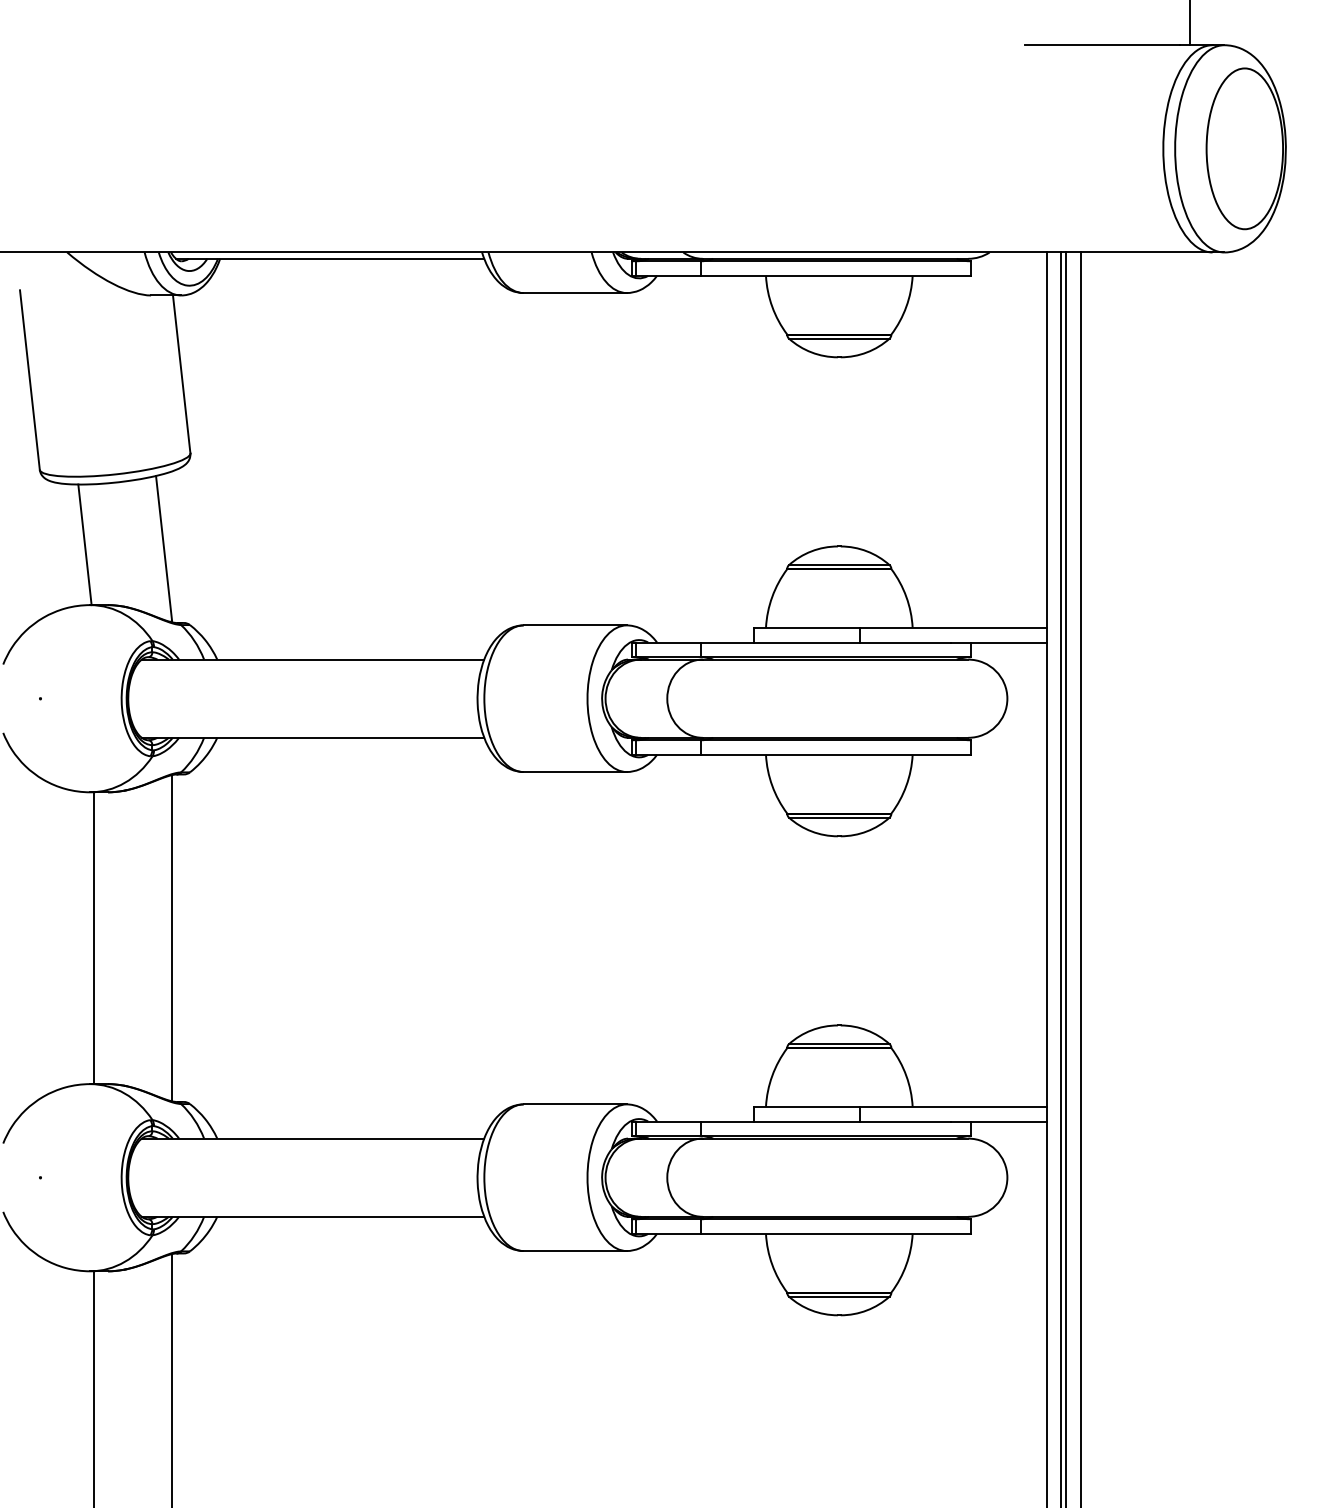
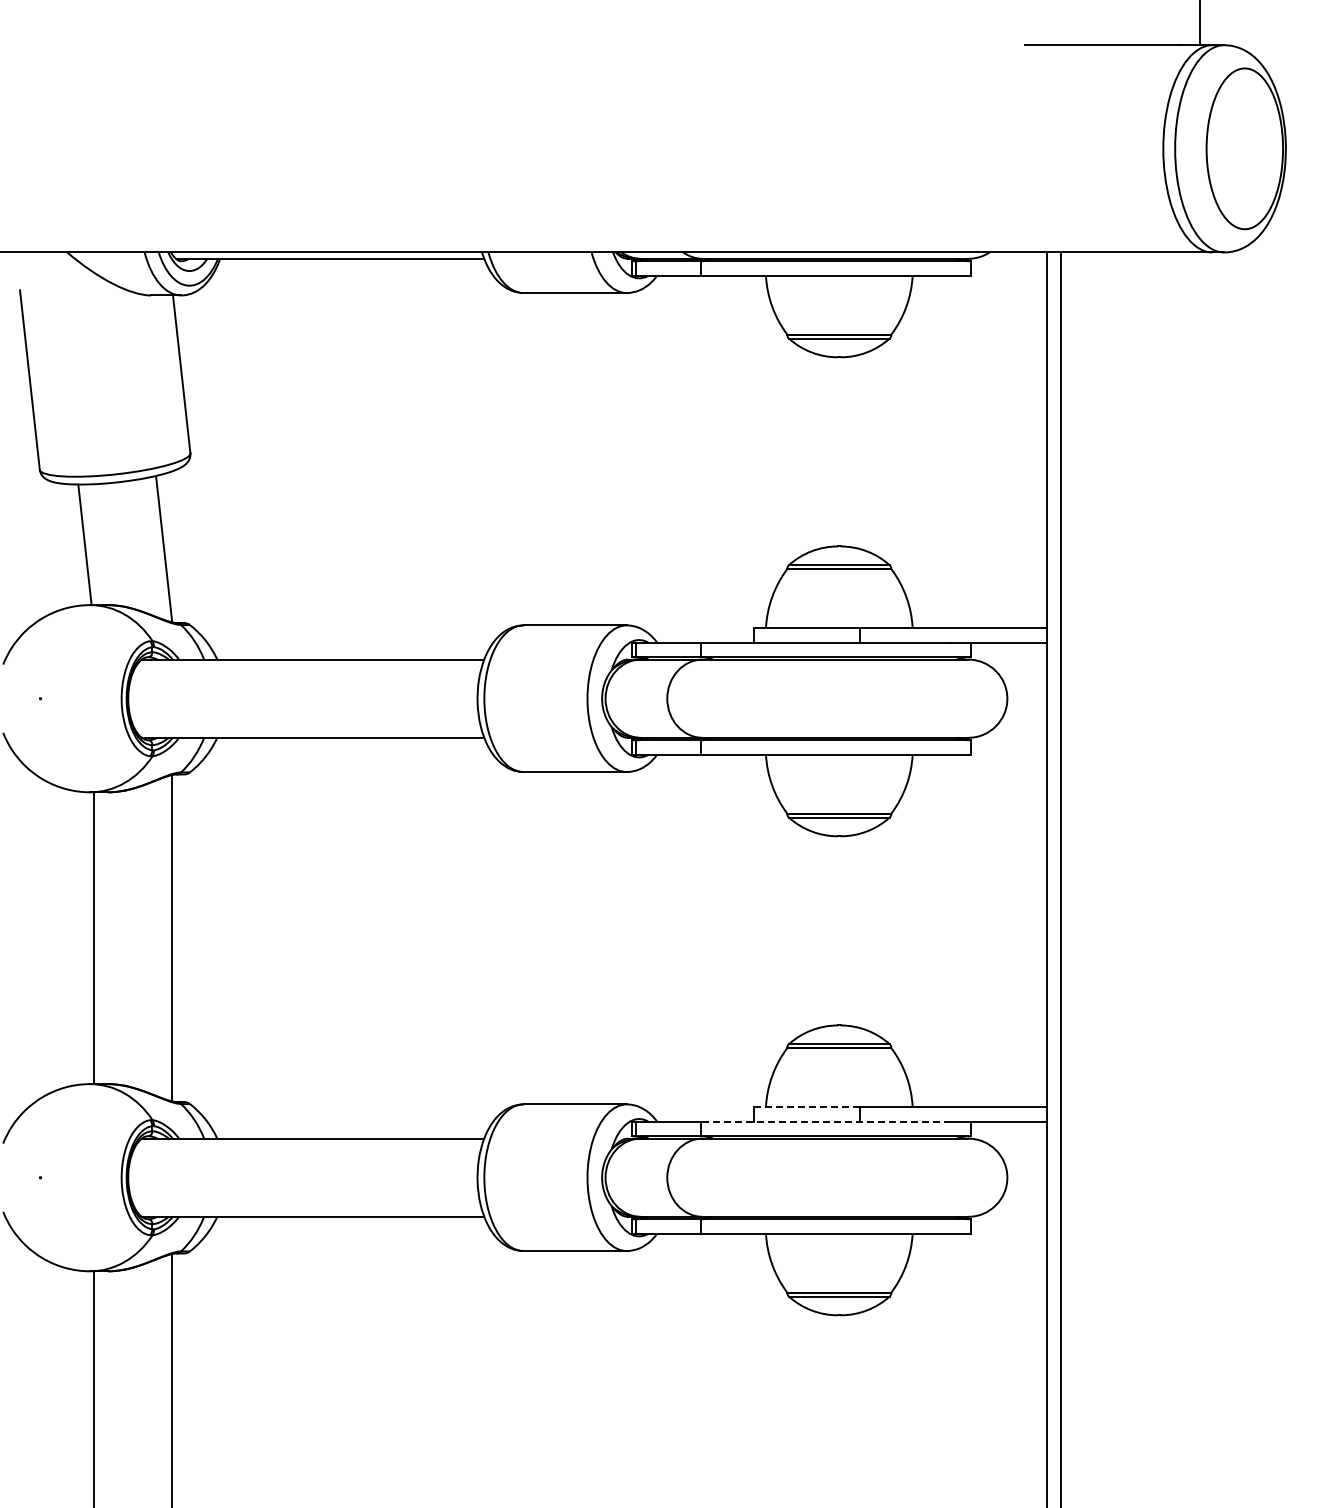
line position: (1189, 23) -> (1199, 23) (1199, 23)
line: present -> none (1066, 878)
line: present -> none (1080, 878)
line: solid -> dashed (806, 1106)
line: solid -> dashed (825, 1121)
